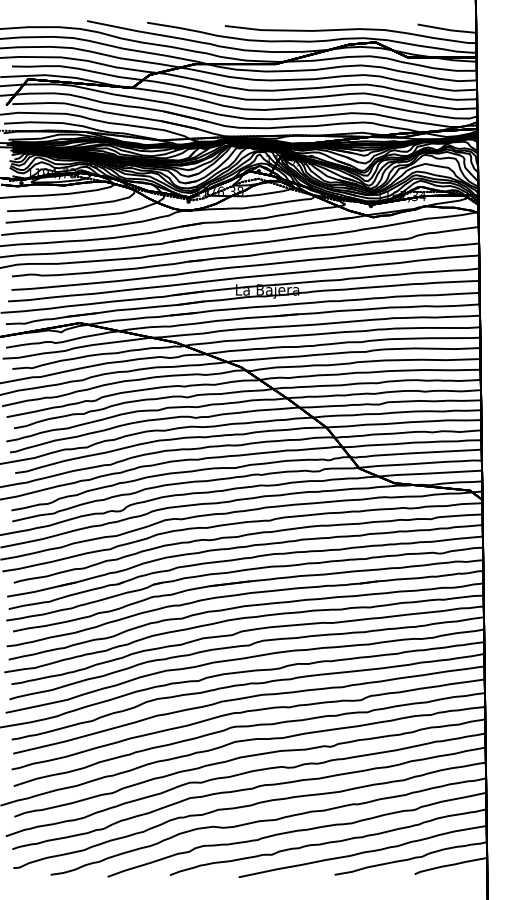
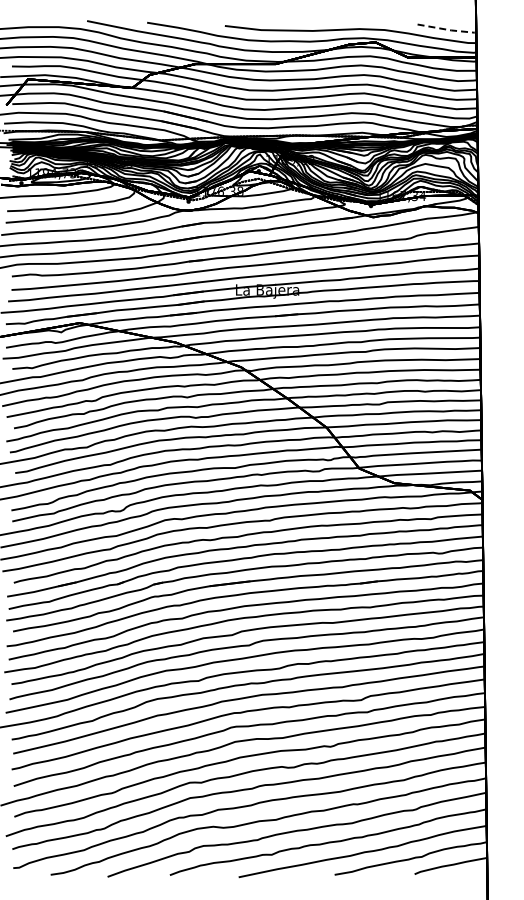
line: solid -> dashed (448, 29)
